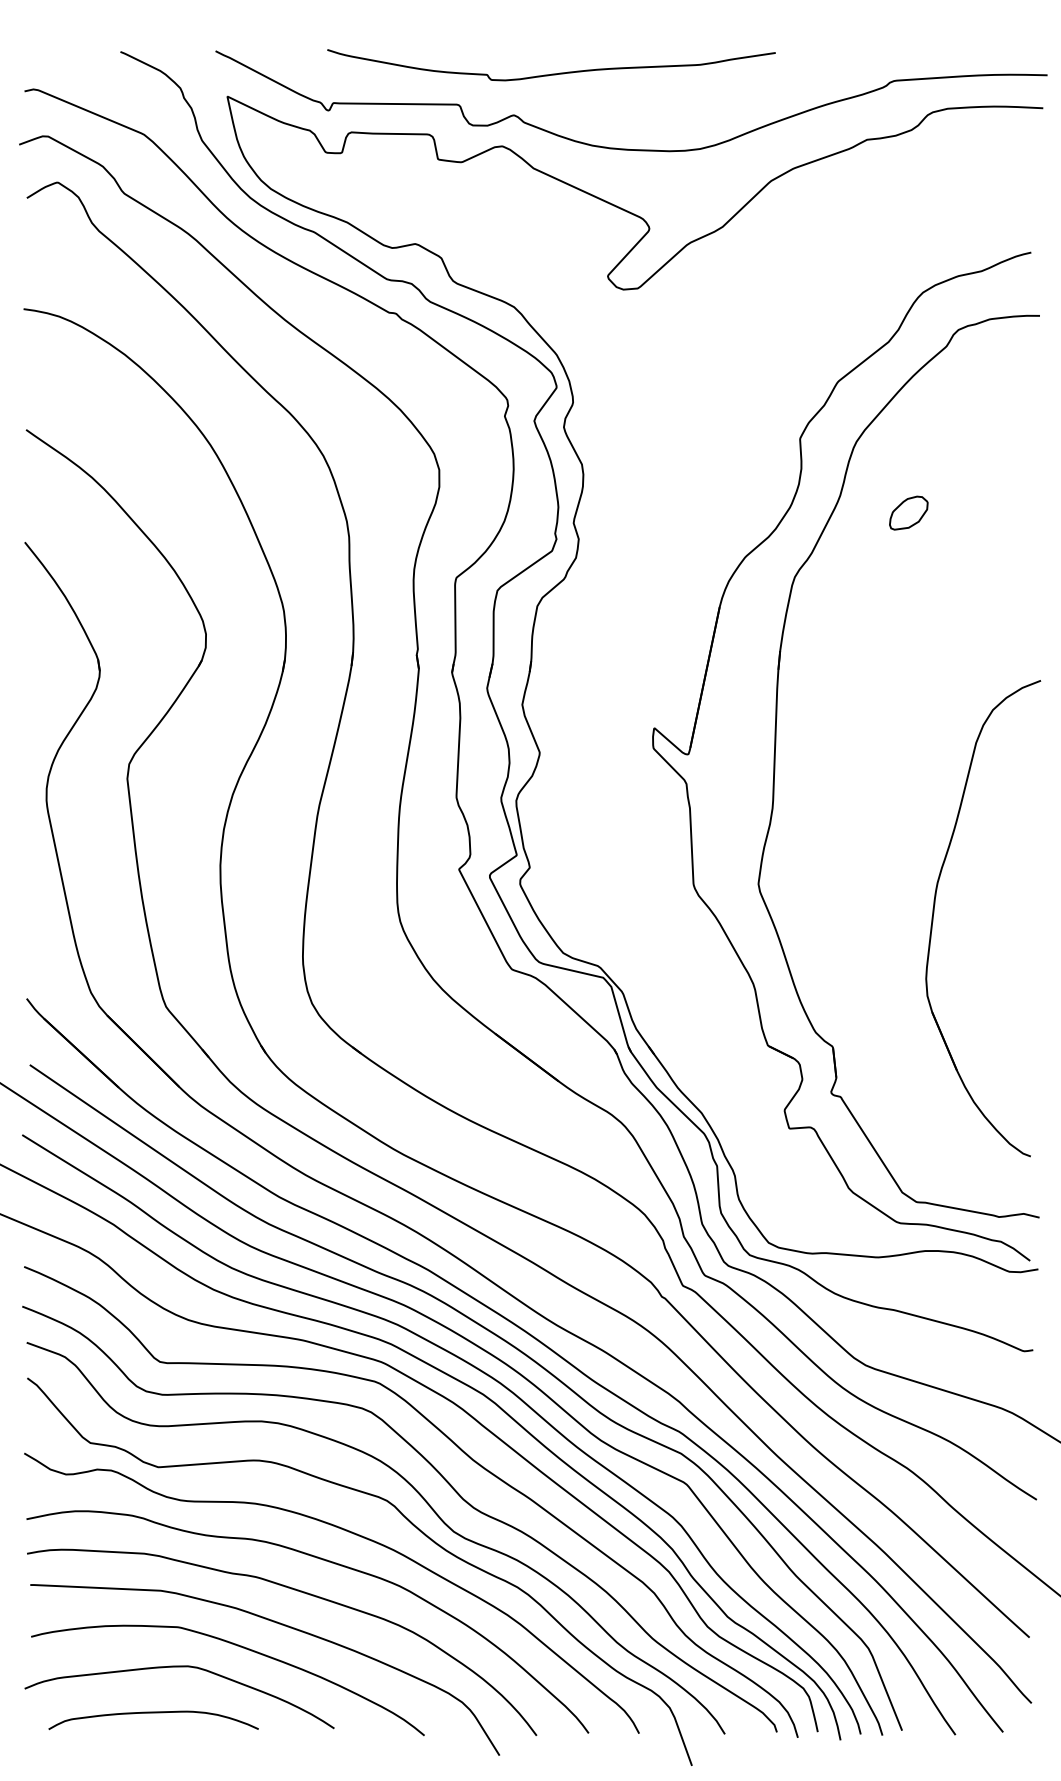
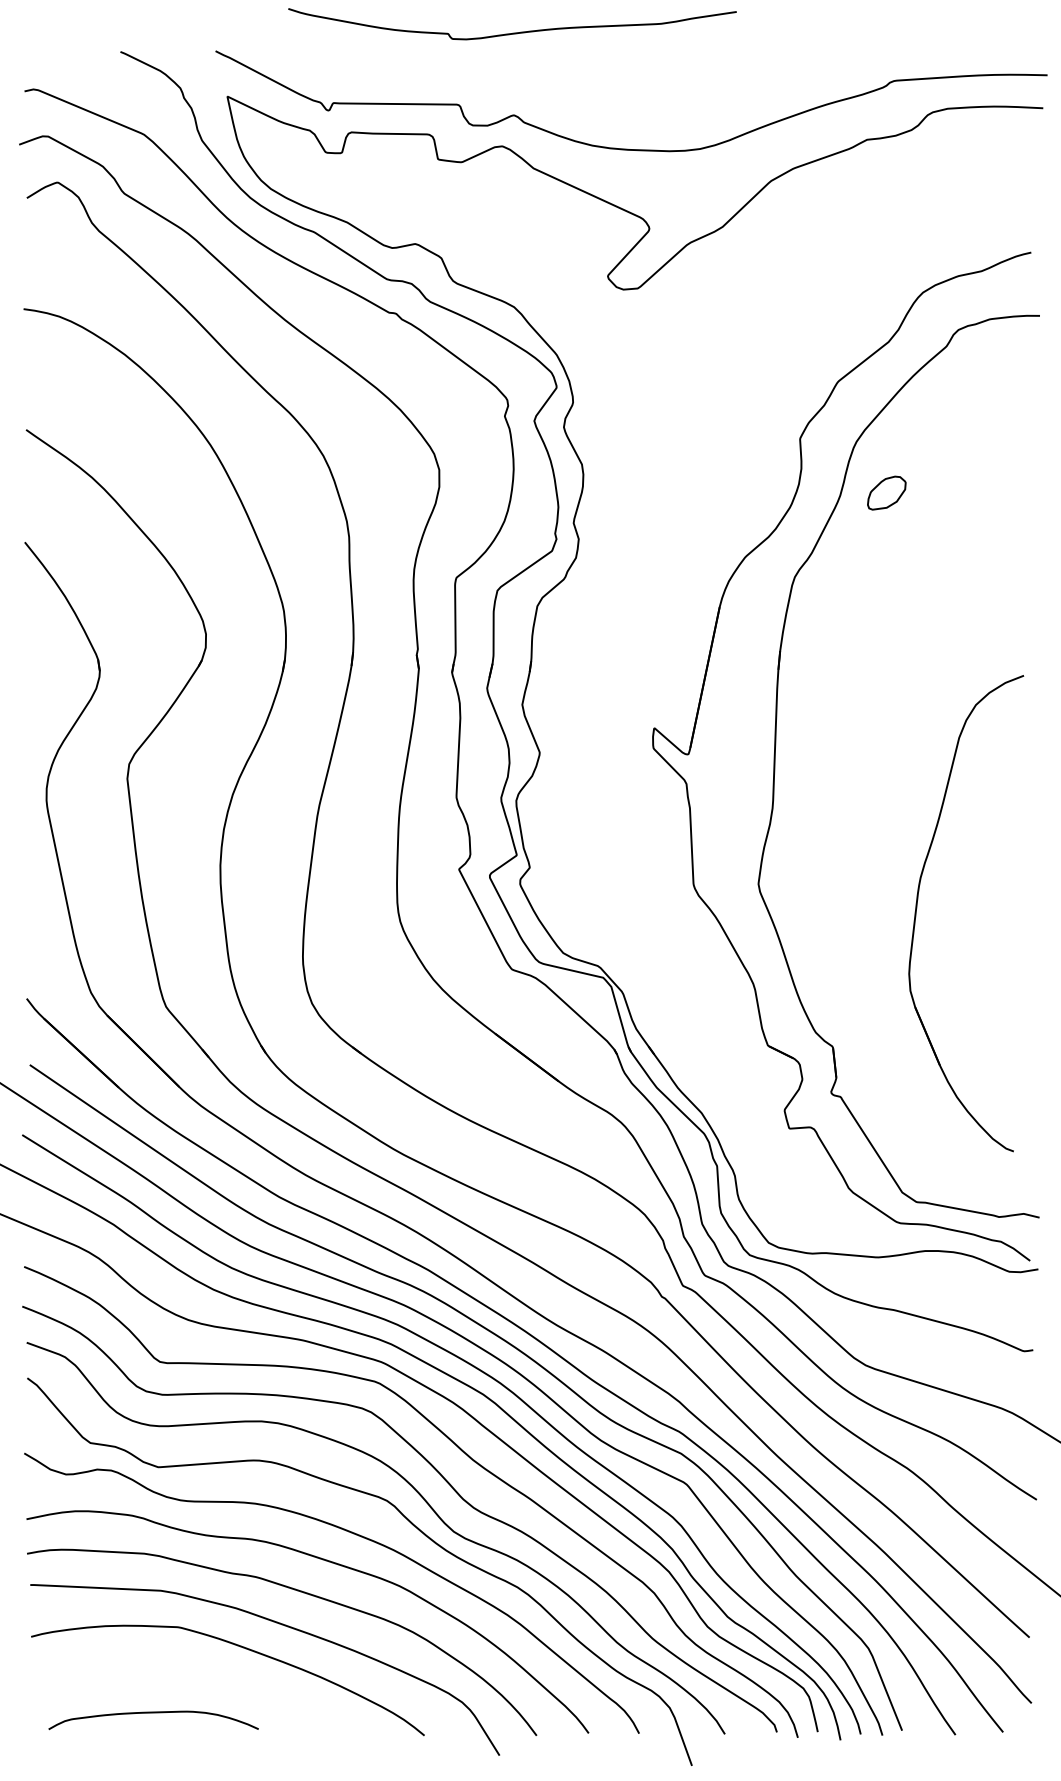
curve position: (551, 73) -> (512, 32) (512, 32)
part position: (908, 512) -> (886, 492) (886, 492)
part position: (934, 913) -> (917, 908) (917, 908)
curve: present -> none (179, 1667)
